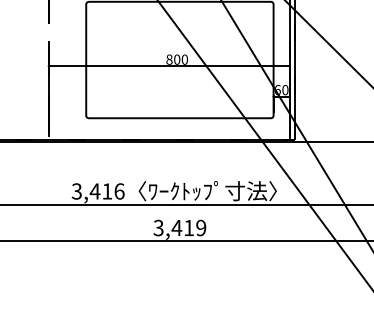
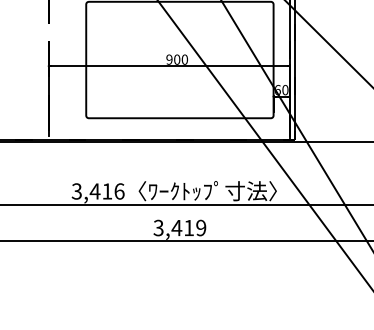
text: 800 -> 900 (169, 59)
